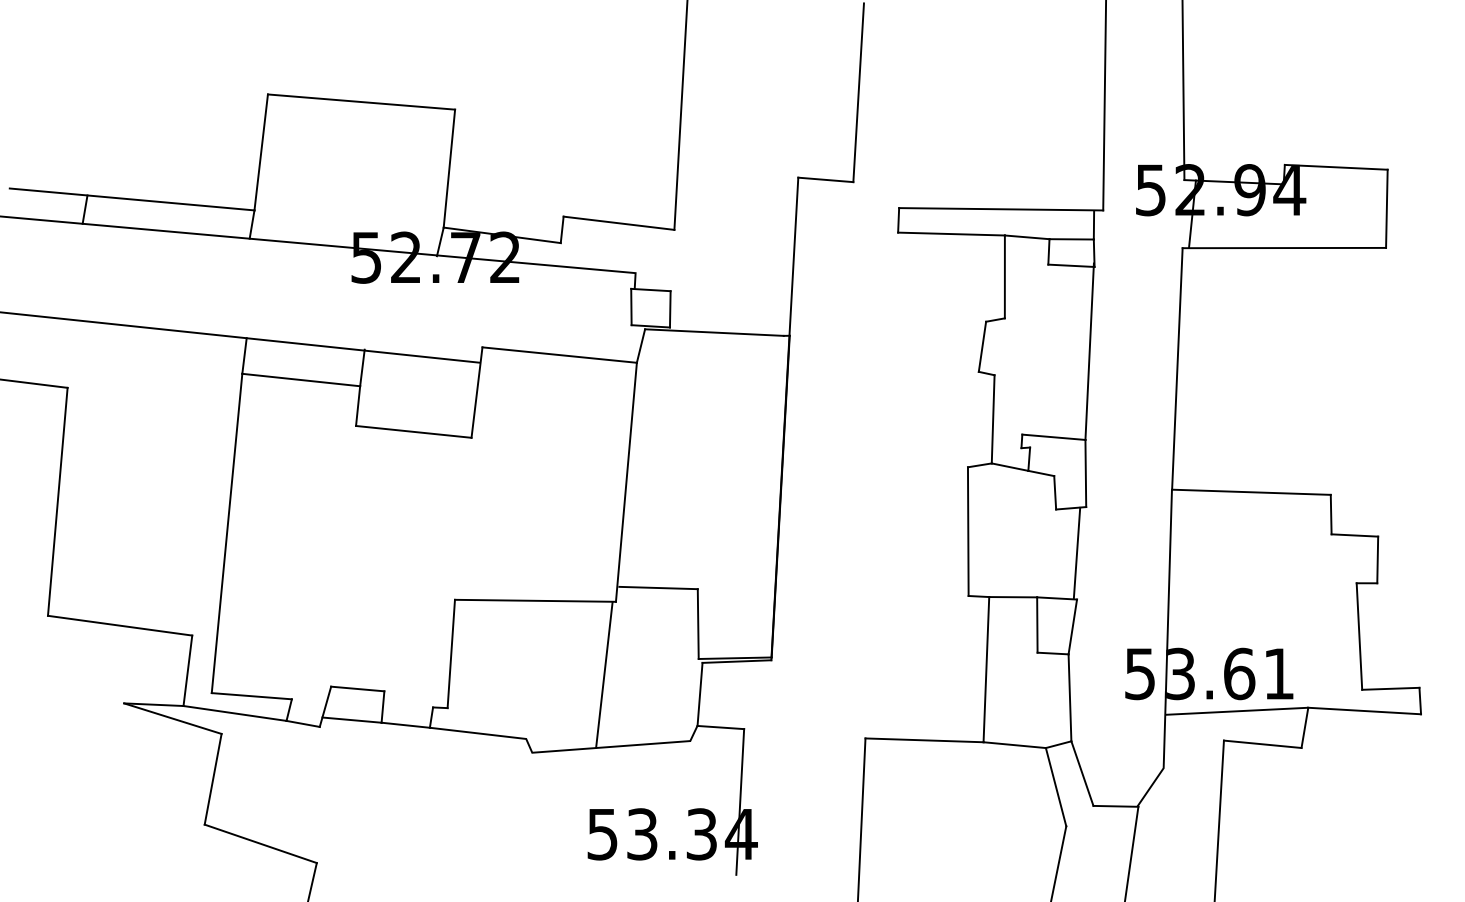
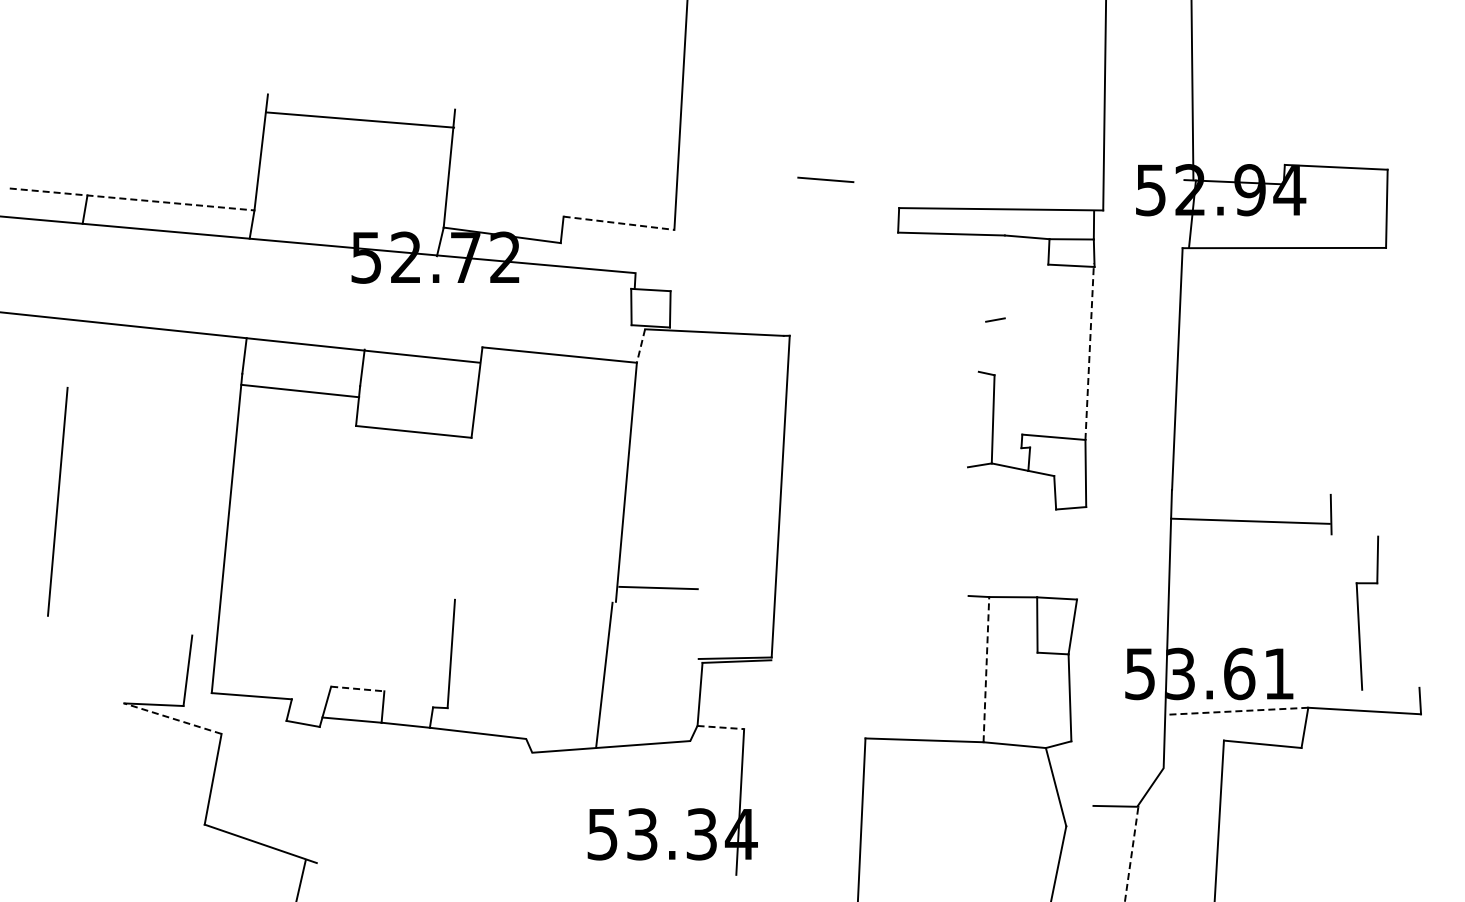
line position: (1183, 91) -> (1192, 91) (1192, 91)
line: present -> none (858, 92)
line position: (361, 101) -> (360, 119) (360, 119)
line: solid -> dashed (132, 199)
line: solid -> dashed (619, 223)
line: present -> none (1004, 276)
line: solid -> dashed (640, 346)
line: present -> none (982, 346)
line: solid -> dashed (1089, 351)
line position: (301, 379) -> (300, 390) (300, 390)
line: present -> none (34, 383)
line: present -> none (784, 418)
line position: (1251, 491) -> (1250, 520) (1250, 520)
line: present -> none (967, 531)
line: present -> none (1354, 535)
line: present -> none (1076, 552)
line: present -> none (534, 600)
line: present -> none (697, 623)
line: present -> none (119, 625)
line: solid -> dashed (986, 669)
line: present -> none (1390, 688)
line: solid -> dashed (357, 689)
line: solid -> dashed (1236, 711)
line: present -> none (234, 713)
line: solid -> dashed (172, 718)
line: solid -> dashed (721, 727)
line: present -> none (1082, 773)
line: solid -> dashed (1131, 854)
line position: (312, 880) -> (301, 879) (301, 879)
